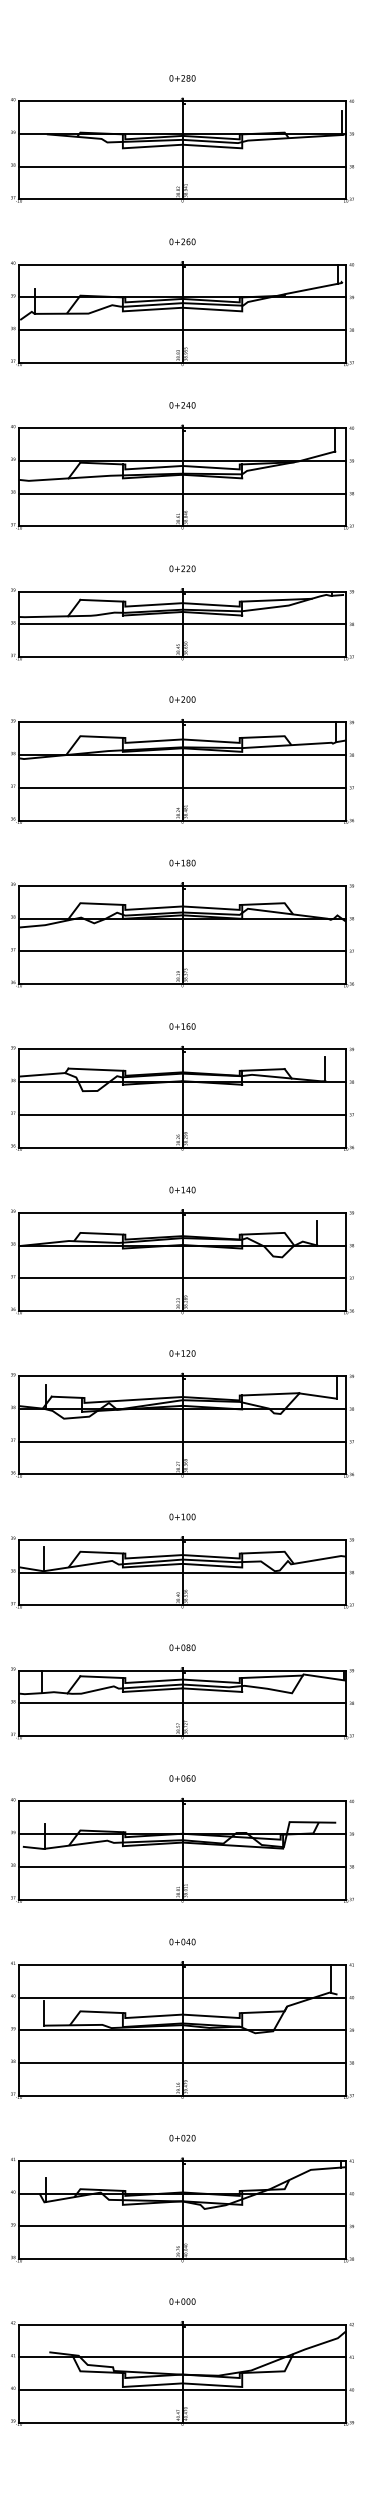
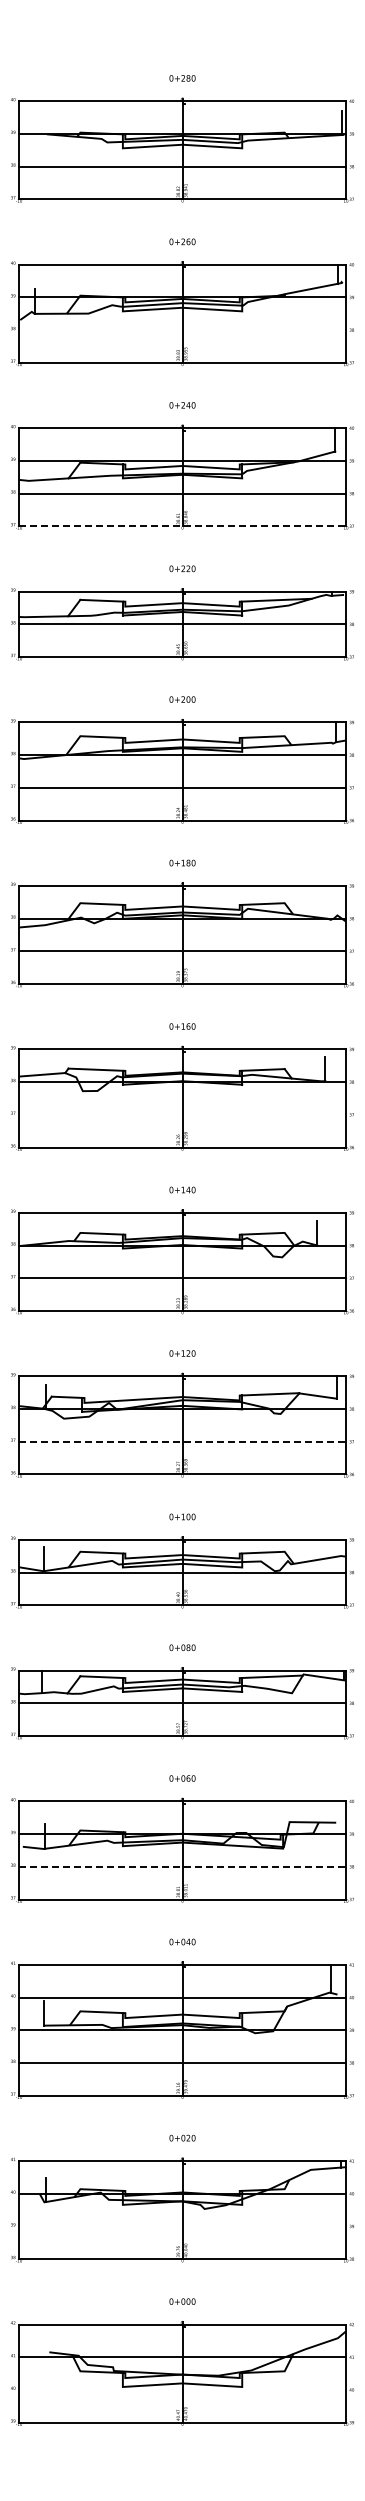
line: present -> none (182, 330)
line: solid -> dashed (183, 526)
line: present -> none (182, 1114)
line: solid -> dashed (183, 1441)
line: solid -> dashed (183, 1866)
line: present -> none (182, 2226)
line: present -> none (182, 2389)
